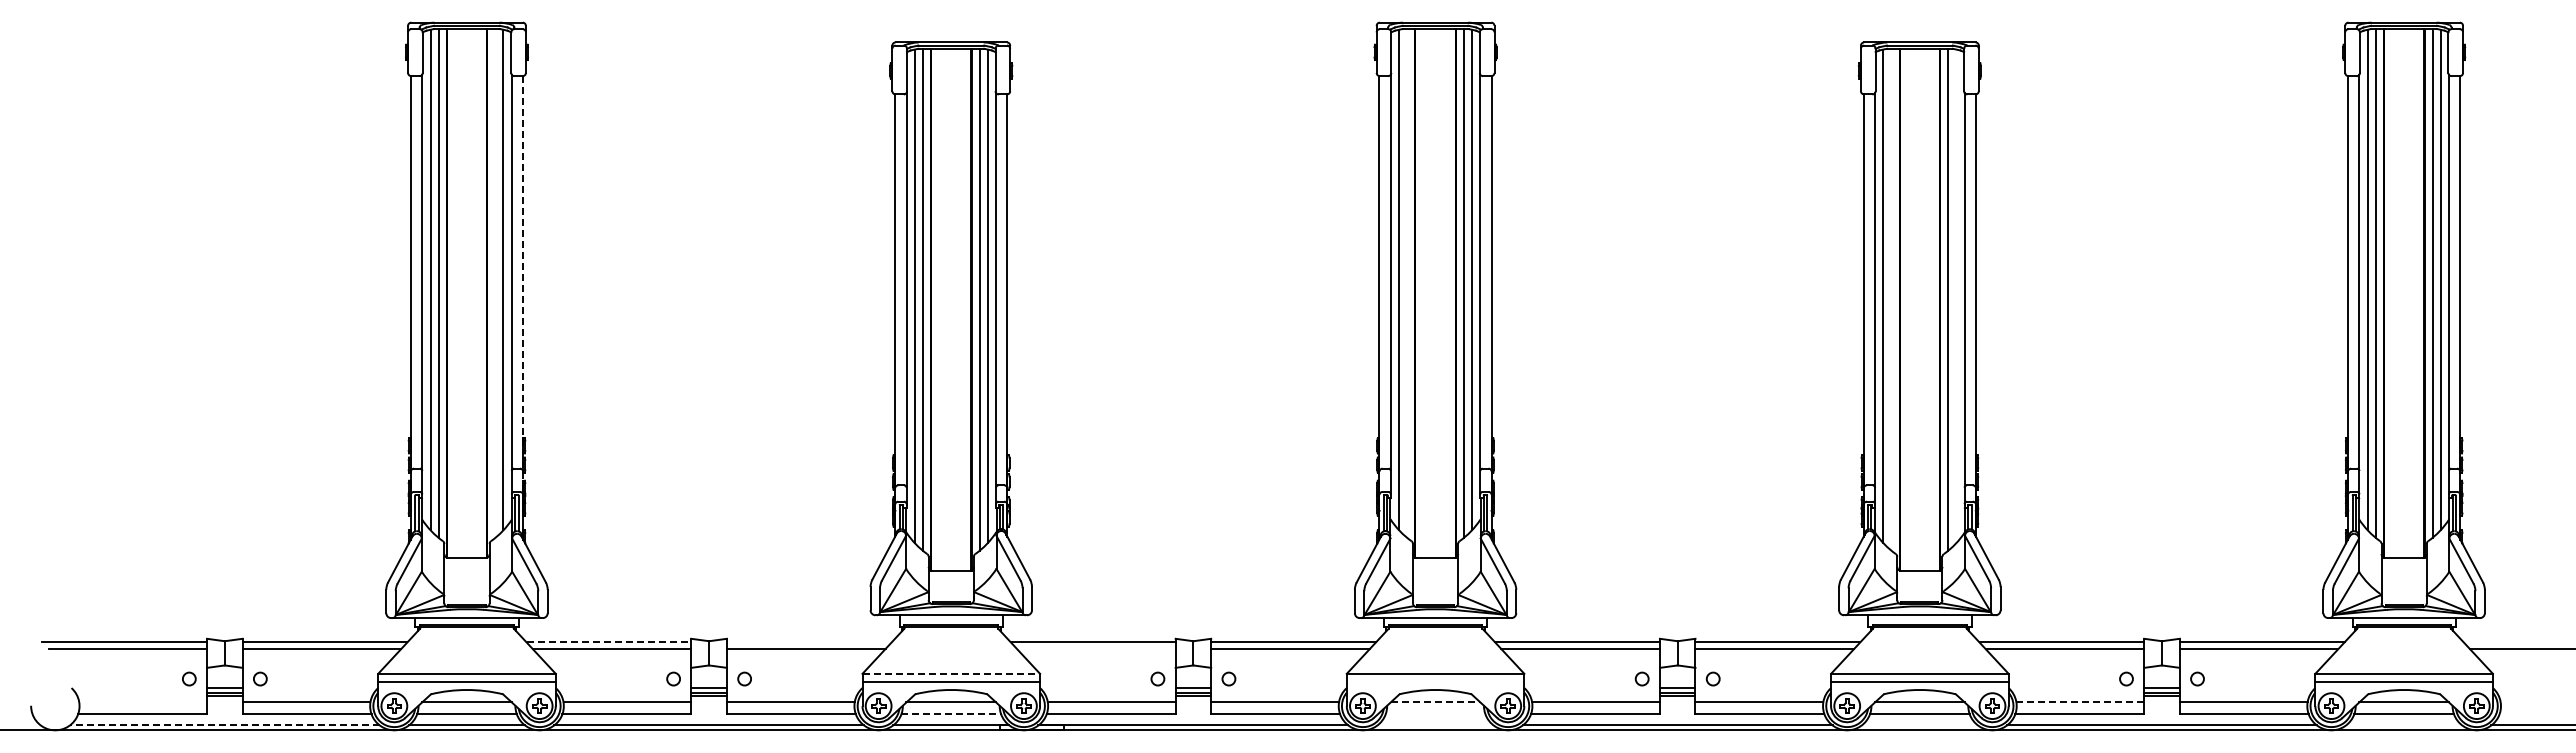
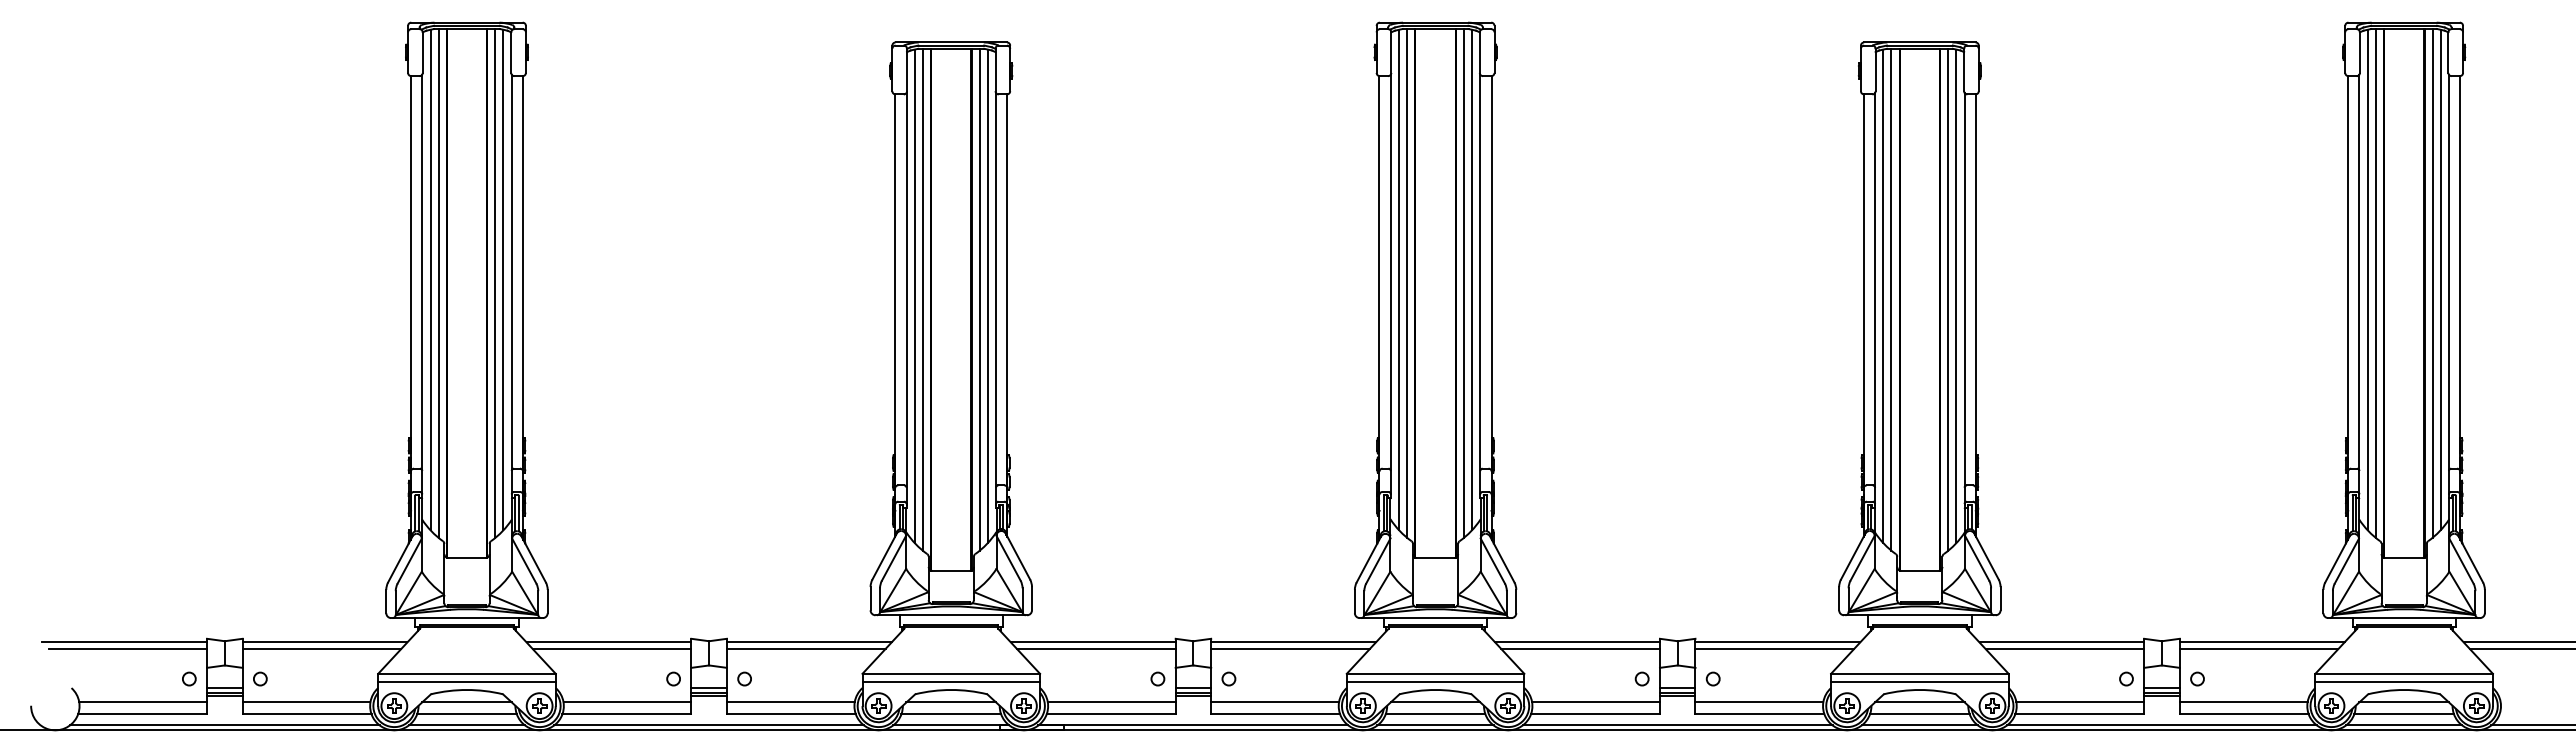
line: dashed -> solid (523, 281)
line: none -> present (495, 283)
line: none -> present (1407, 283)
line: none -> present (1956, 296)
line: none -> present (1891, 299)
line: dashed -> solid (609, 642)
line: none -> present (808, 642)
line: none -> present (2517, 642)
line: none -> present (1096, 649)
line: dashed -> solid (951, 673)
line: none -> present (1435, 681)
line: none -> present (143, 702)
line: dashed -> solid (1435, 702)
line: dashed -> solid (2080, 702)
line: dashed -> solid (951, 714)
line: none -> present (1435, 714)
line: dashed -> solid (224, 725)
line: none -> present (1435, 725)
line: none -> present (1919, 725)
line: none -> present (2404, 725)
